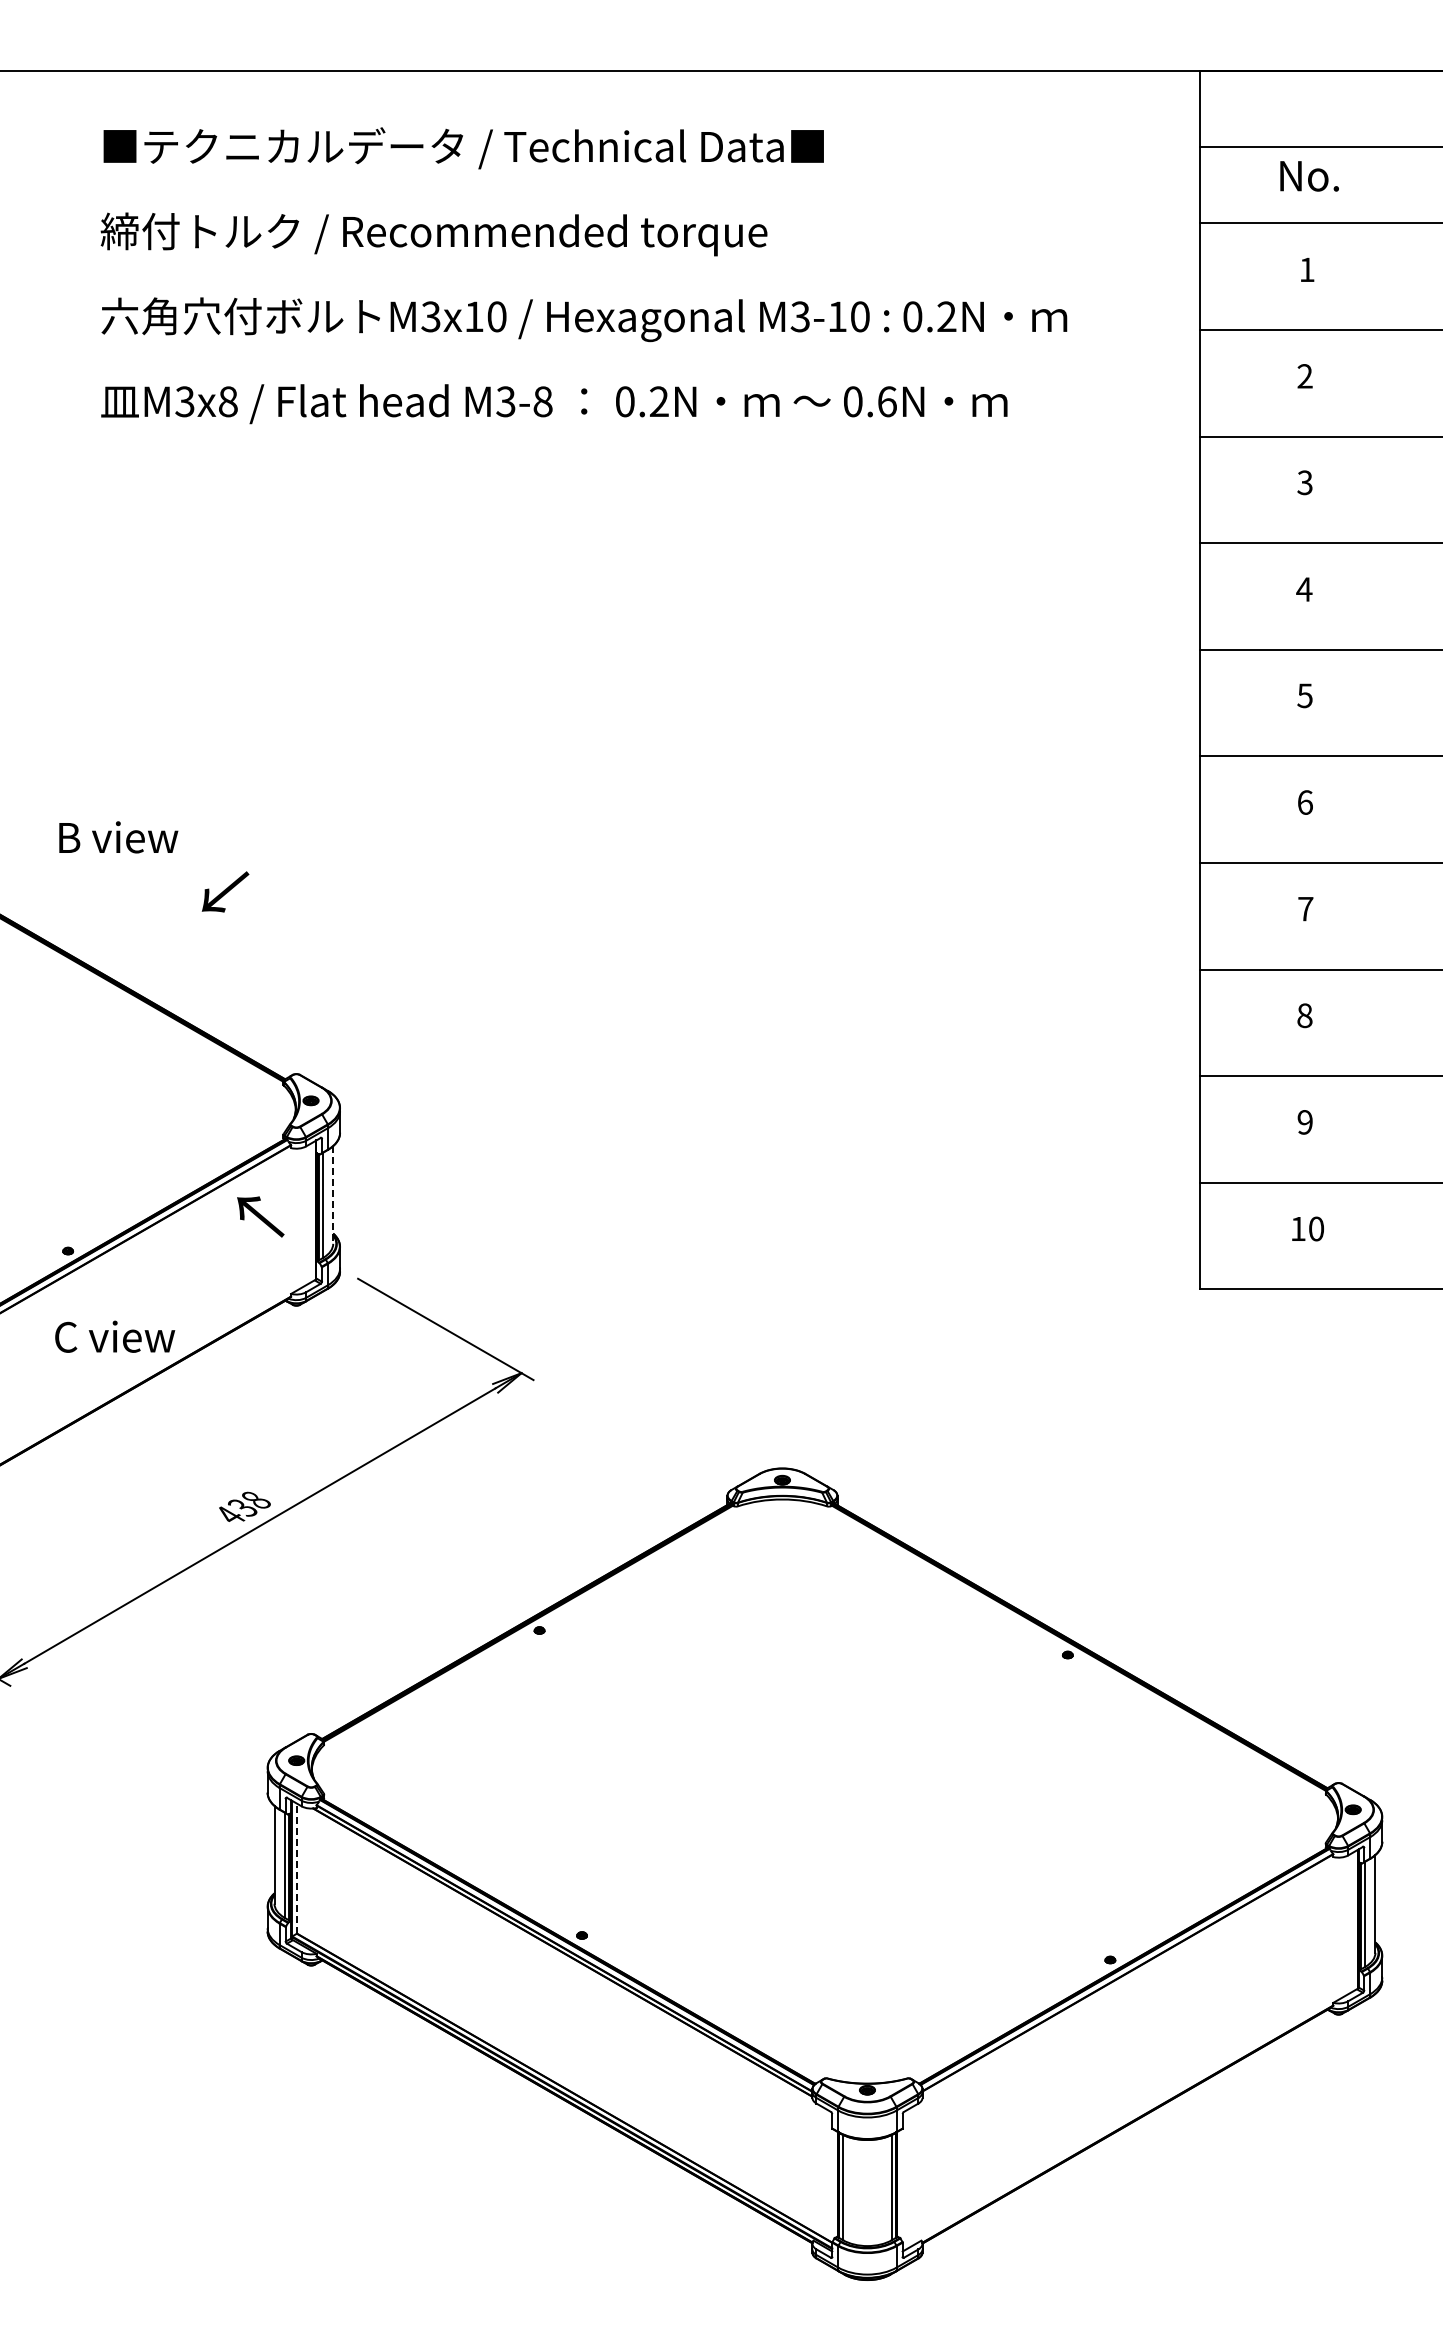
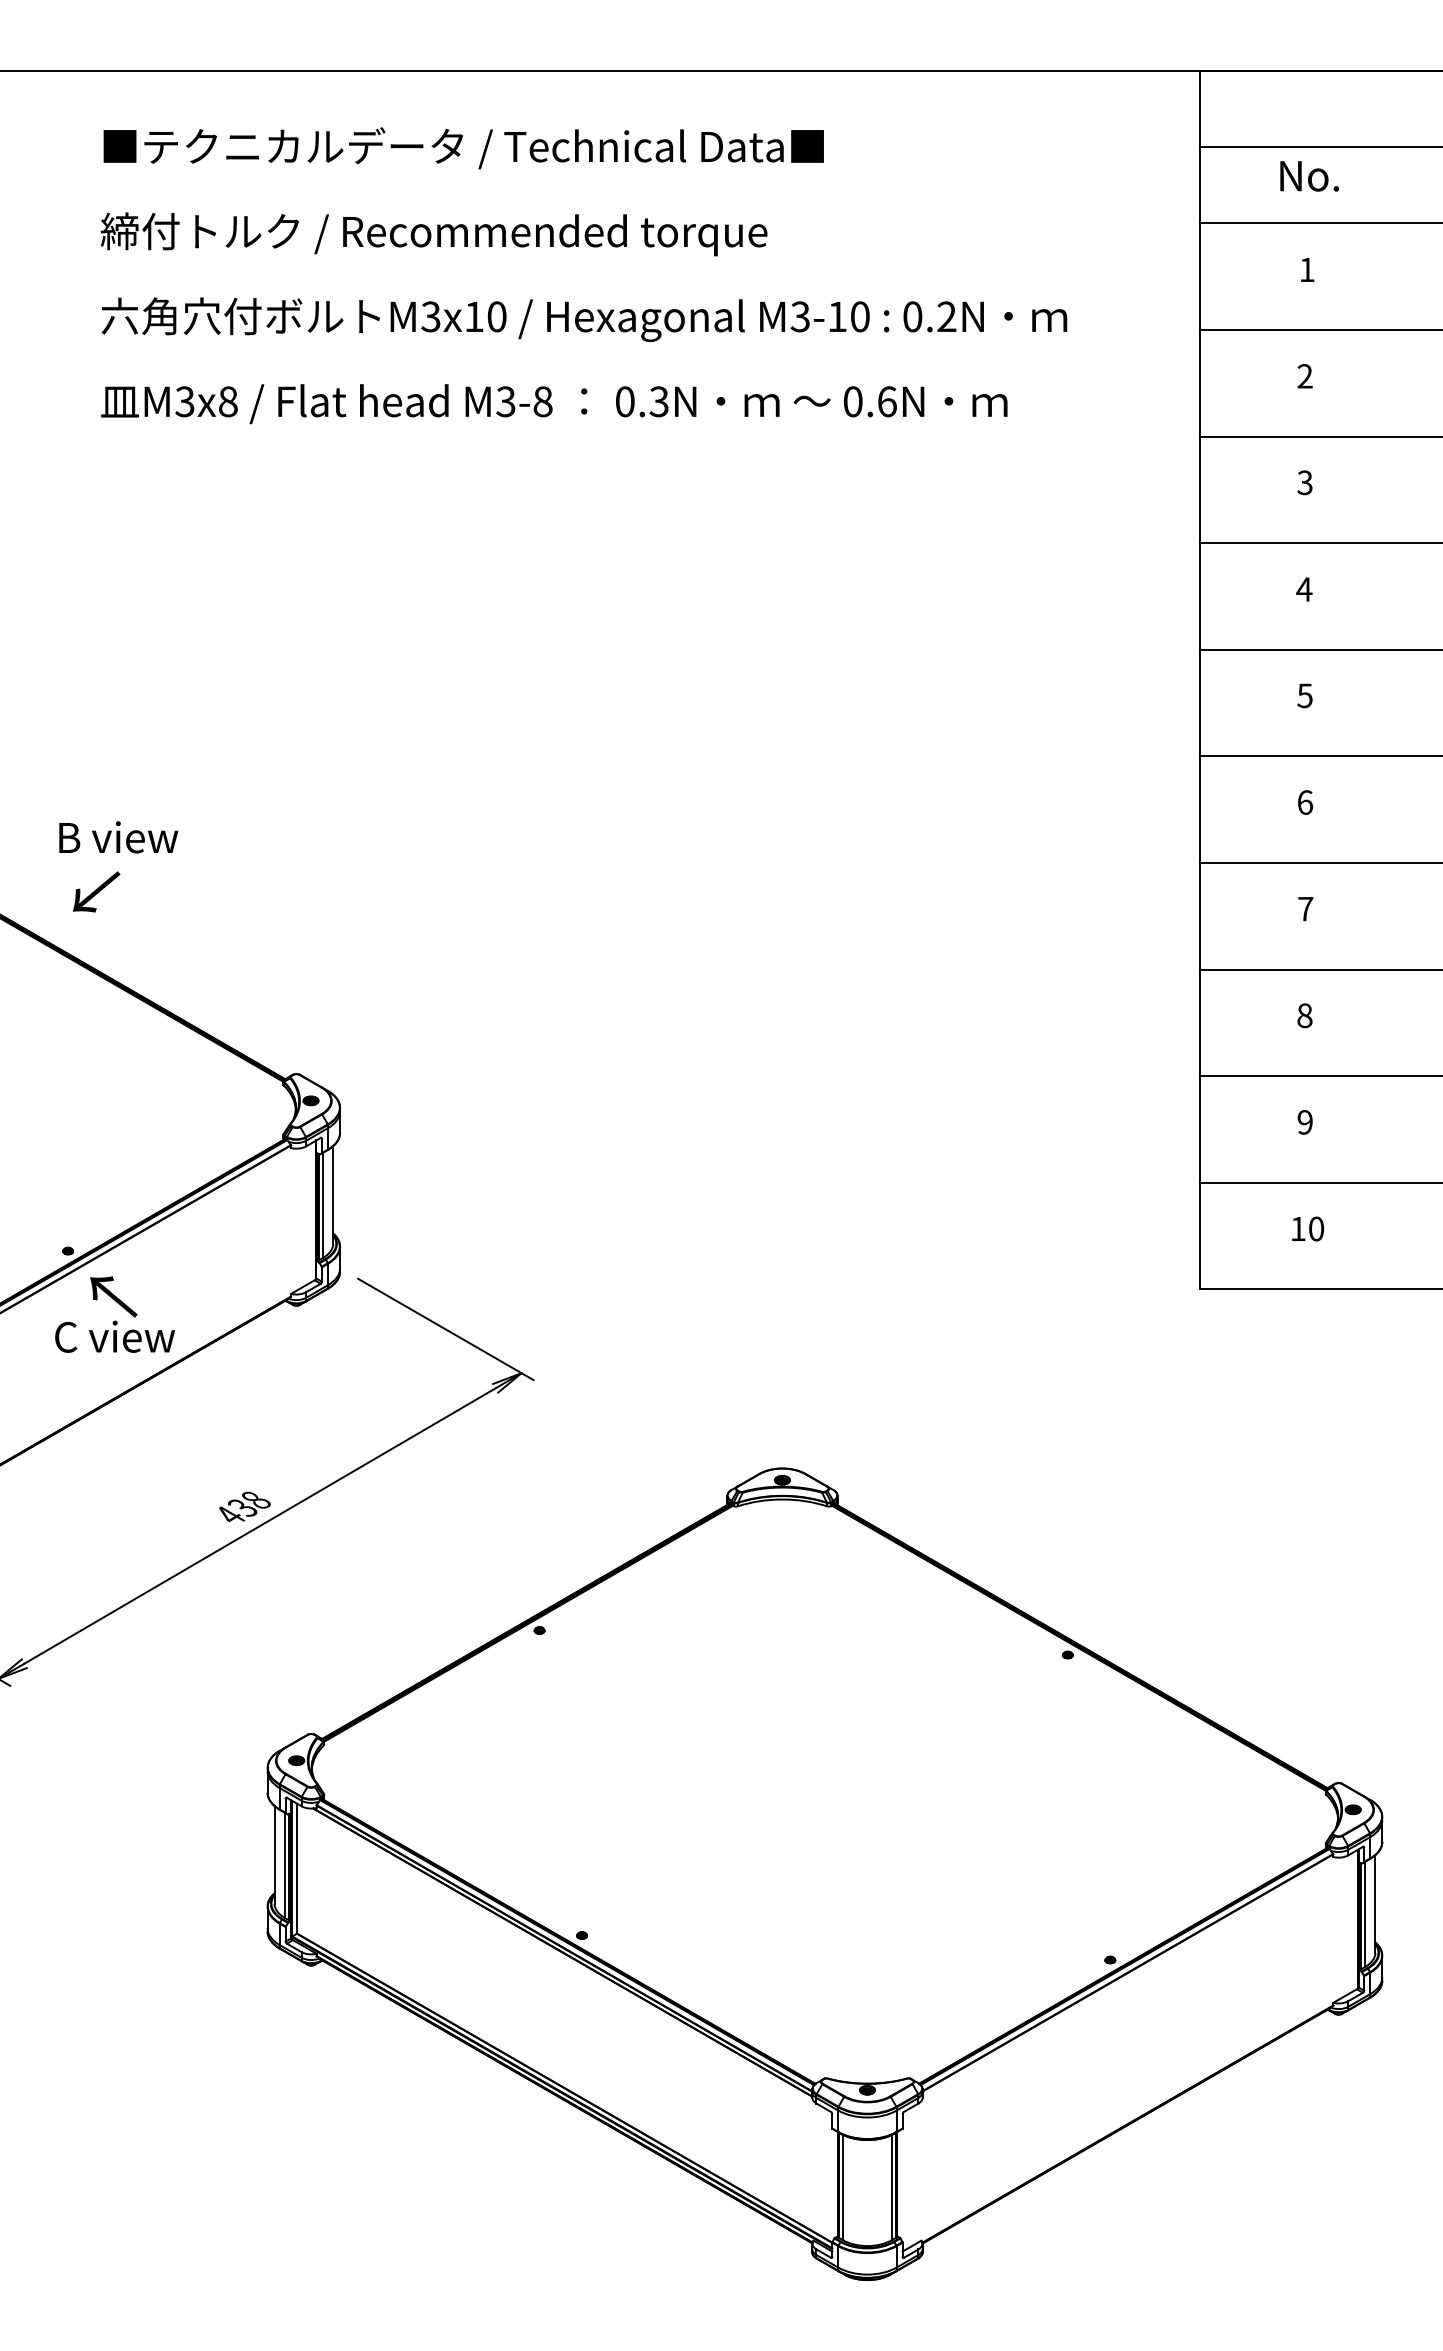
text: 0.2N -> 0.3N (658, 401)
text position: (225, 891) -> (96, 891) (96, 891)
line: dashed -> solid (333, 1195)
text position: (260, 1216) -> (113, 1296) (113, 1296)
line: dashed -> solid (297, 1868)
